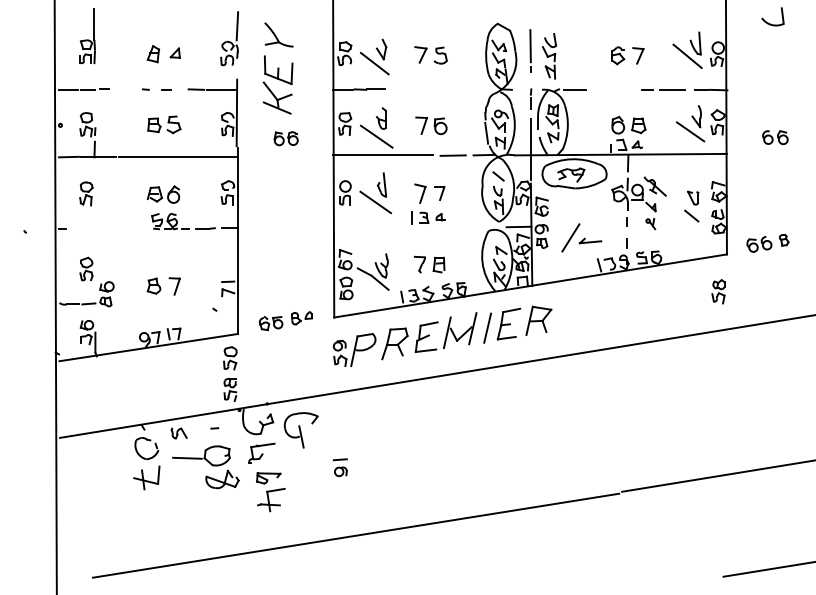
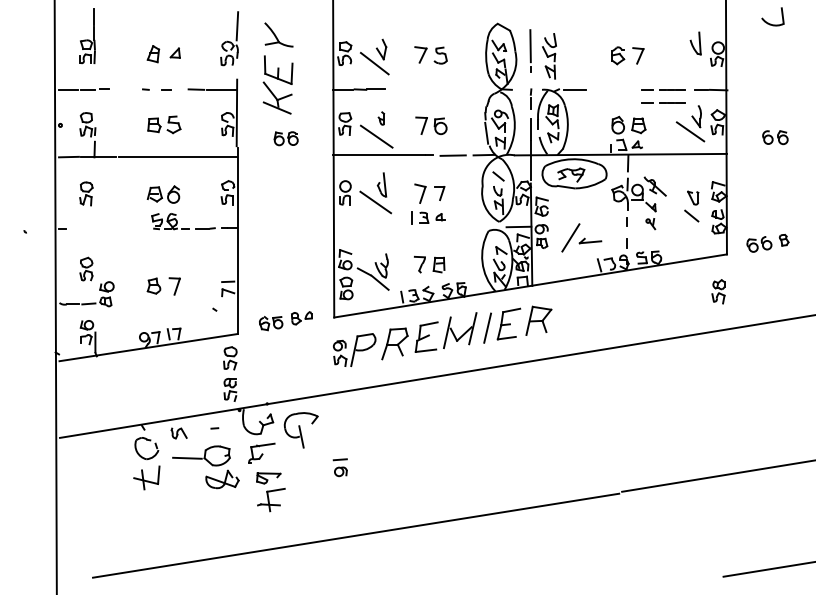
line: present -> none (687, 56)
line: none -> present (663, 102)
part size: 11x23 px -> 9x15 px (381, 118)
